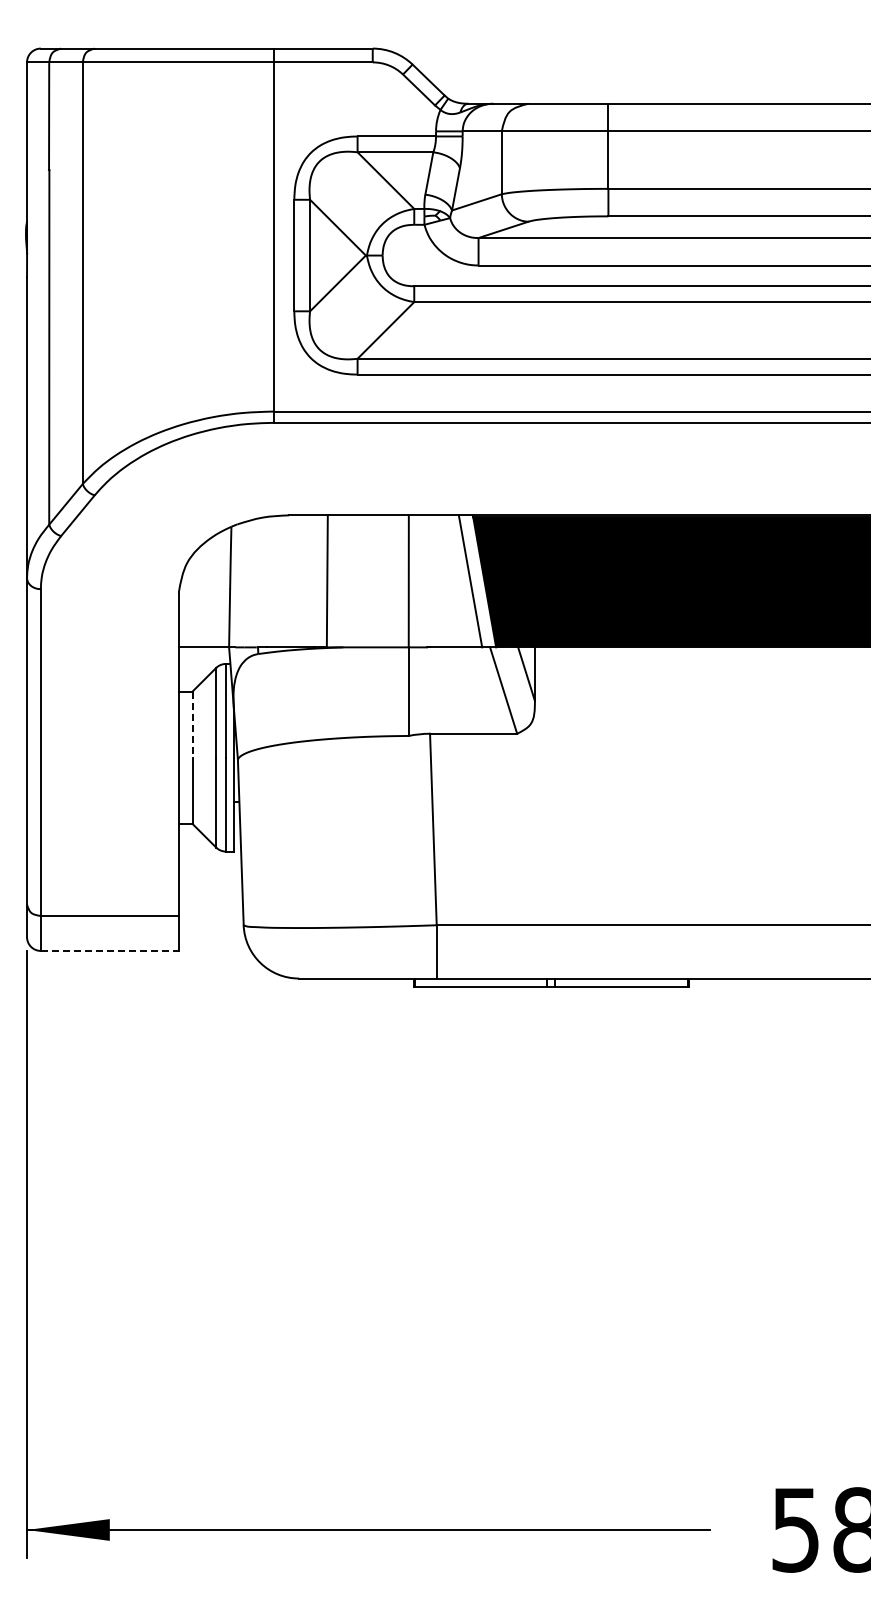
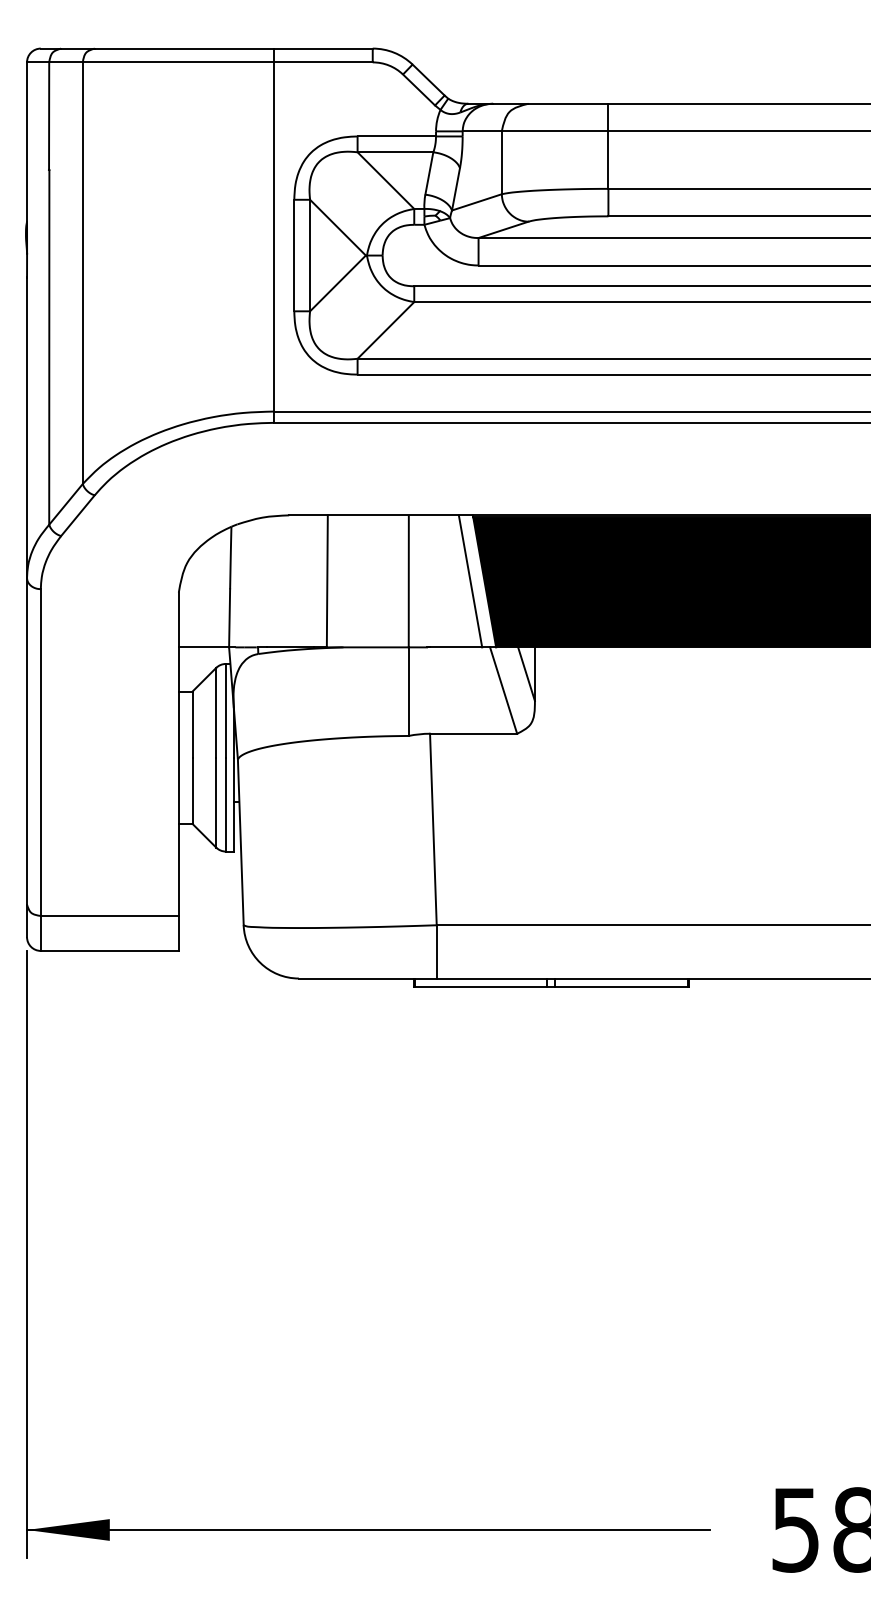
line: dashed -> solid (192, 725)
line: dashed -> solid (109, 950)
